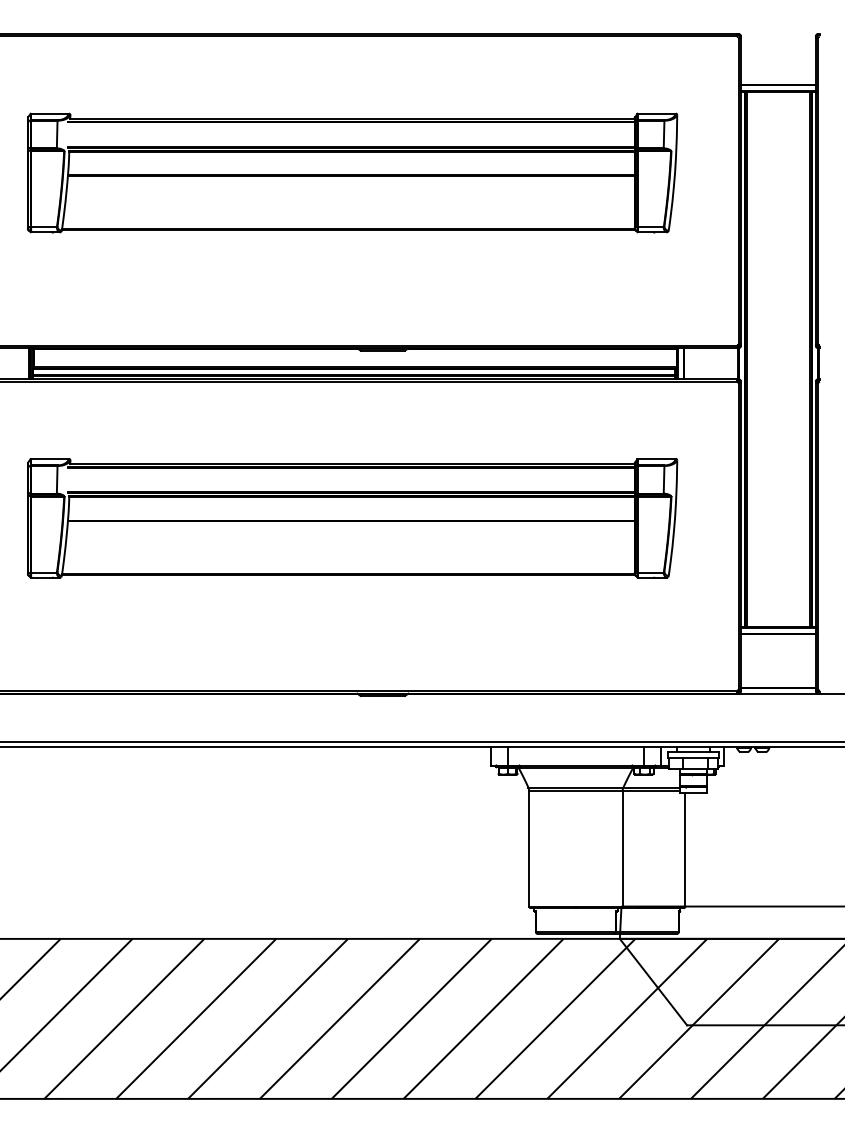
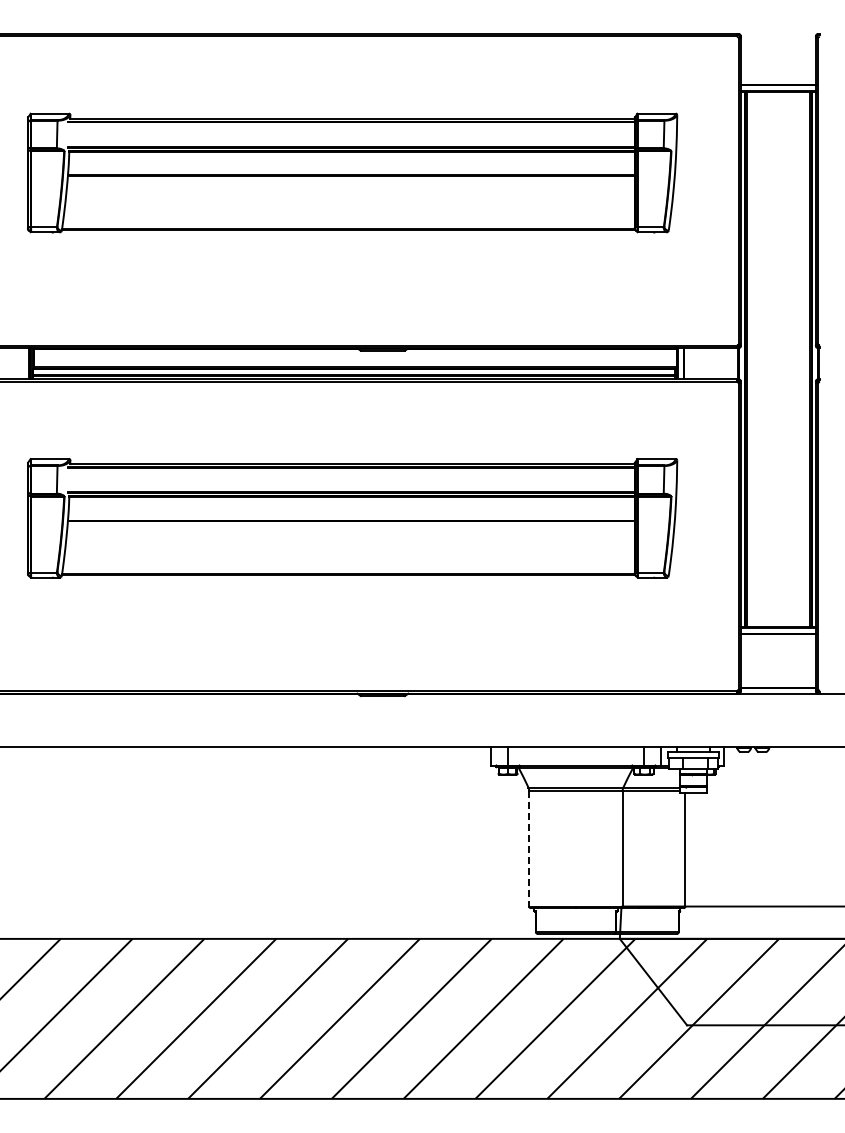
line: present -> none (421, 742)
line: solid -> dashed (529, 848)
